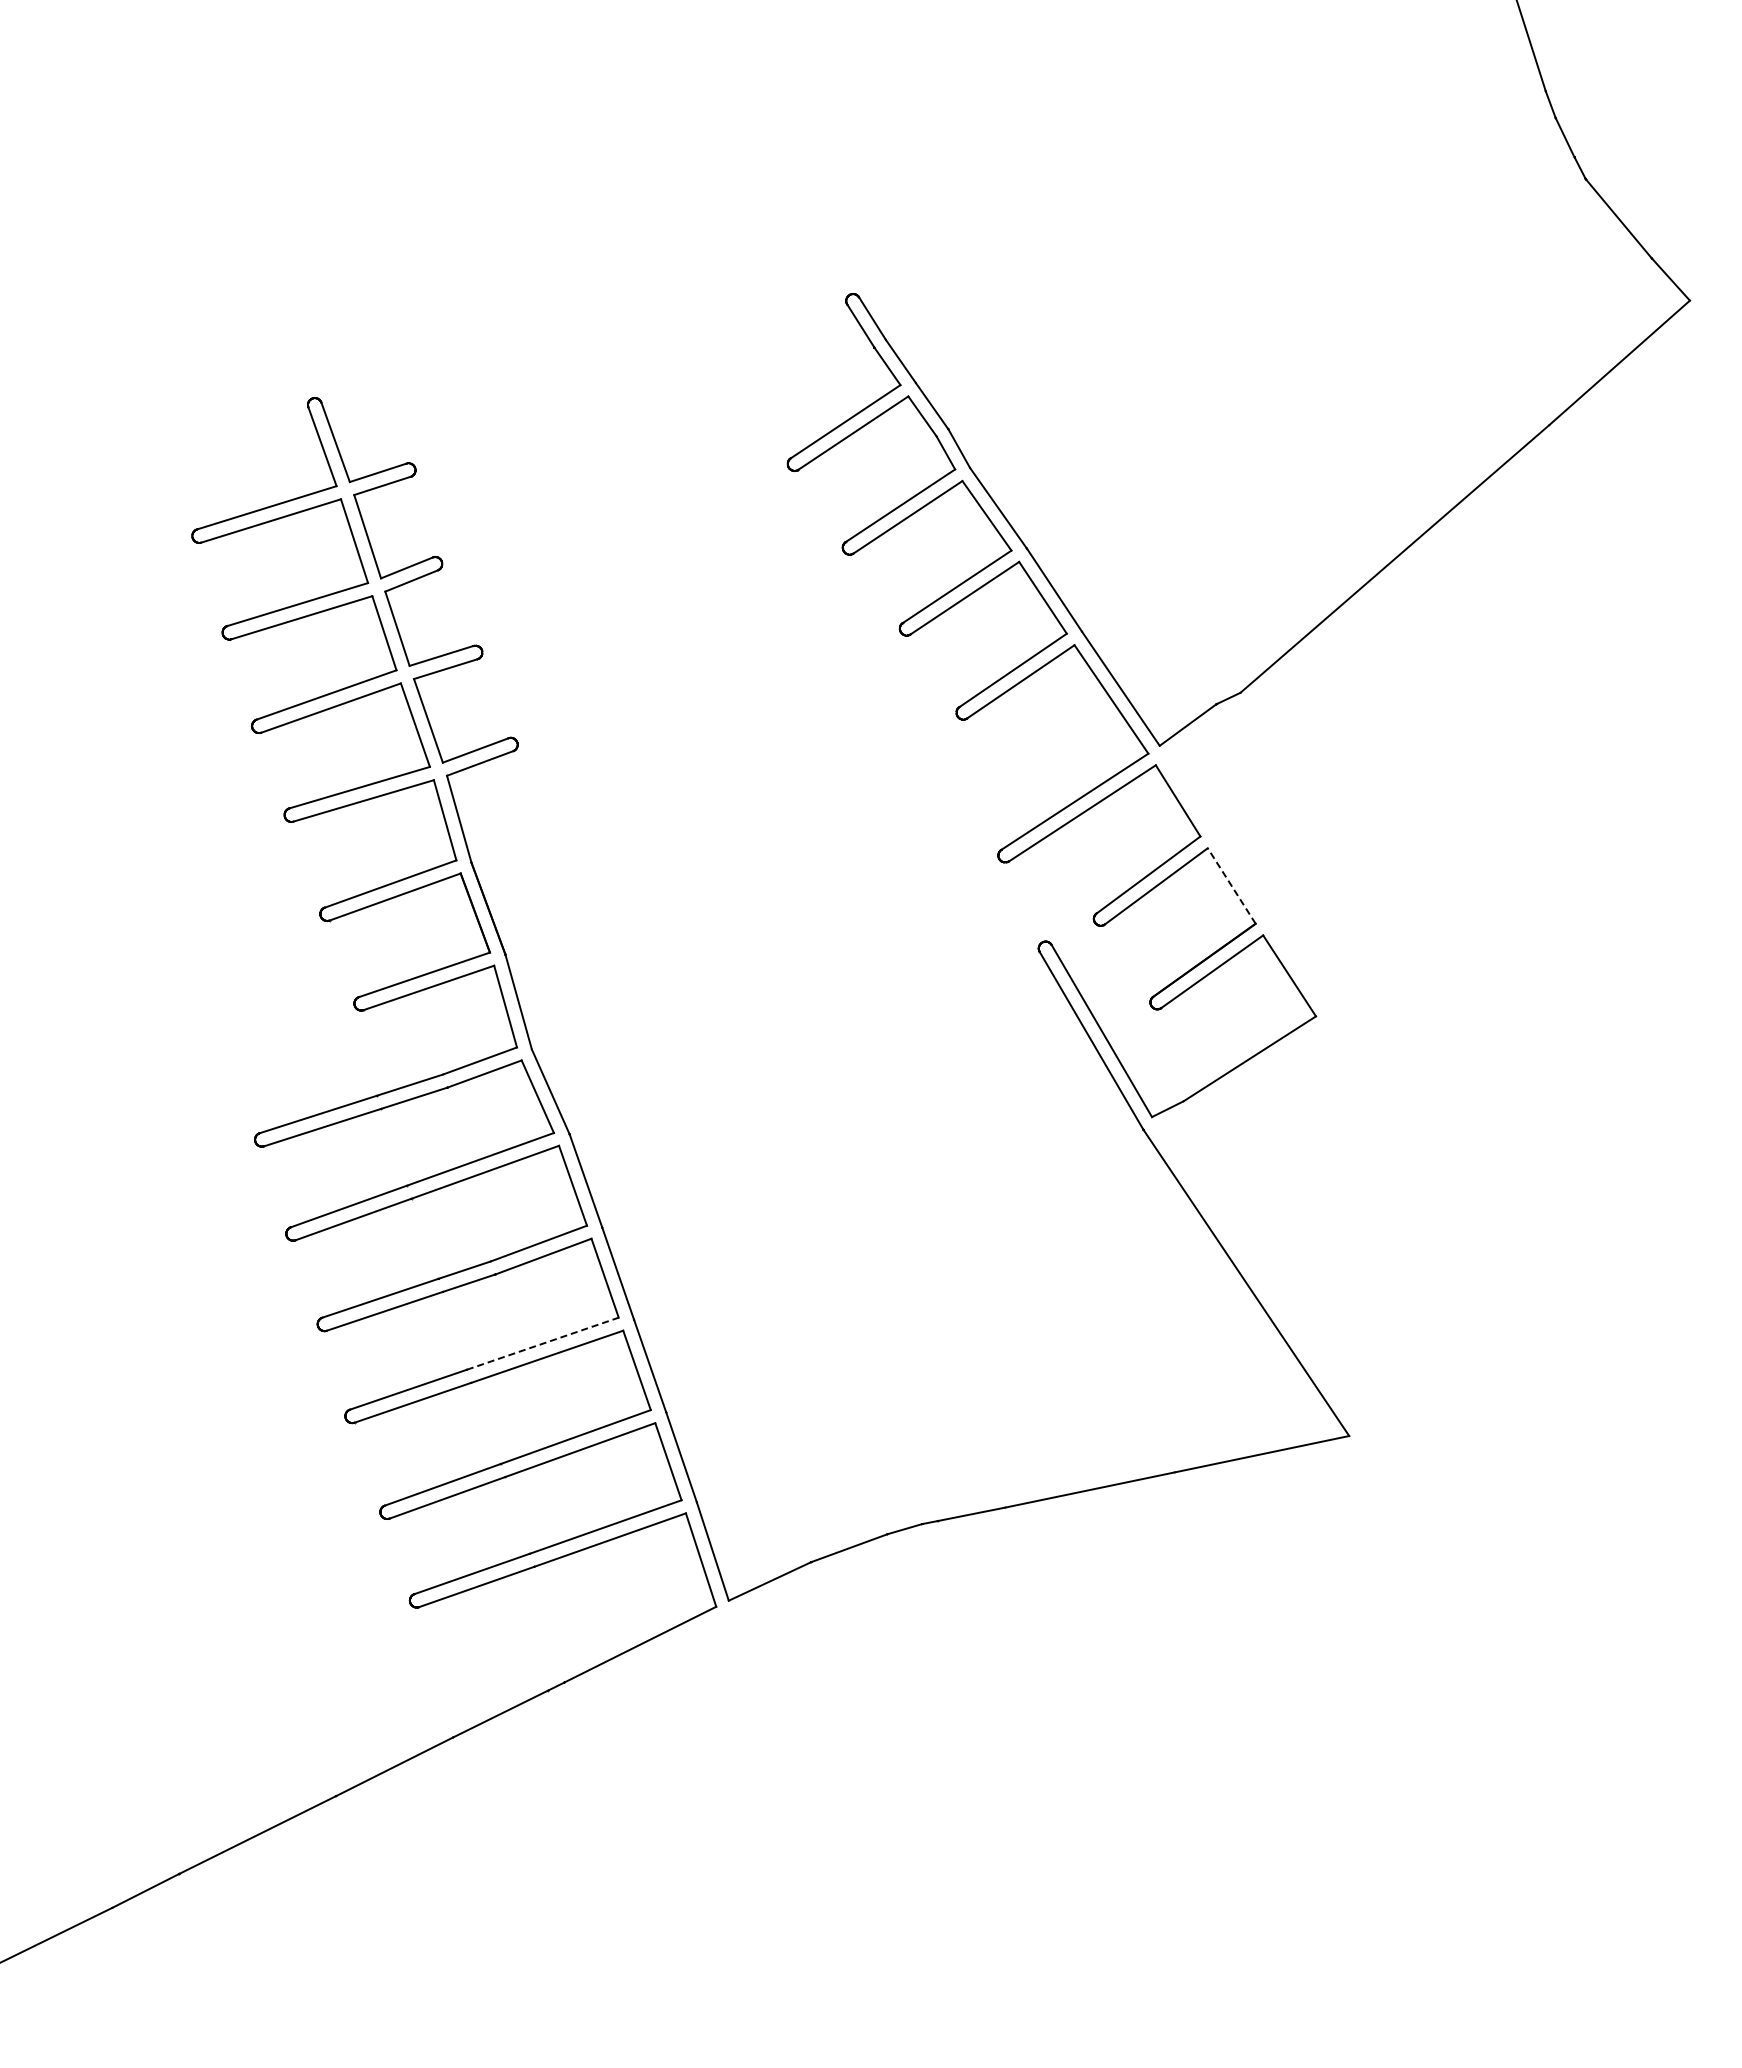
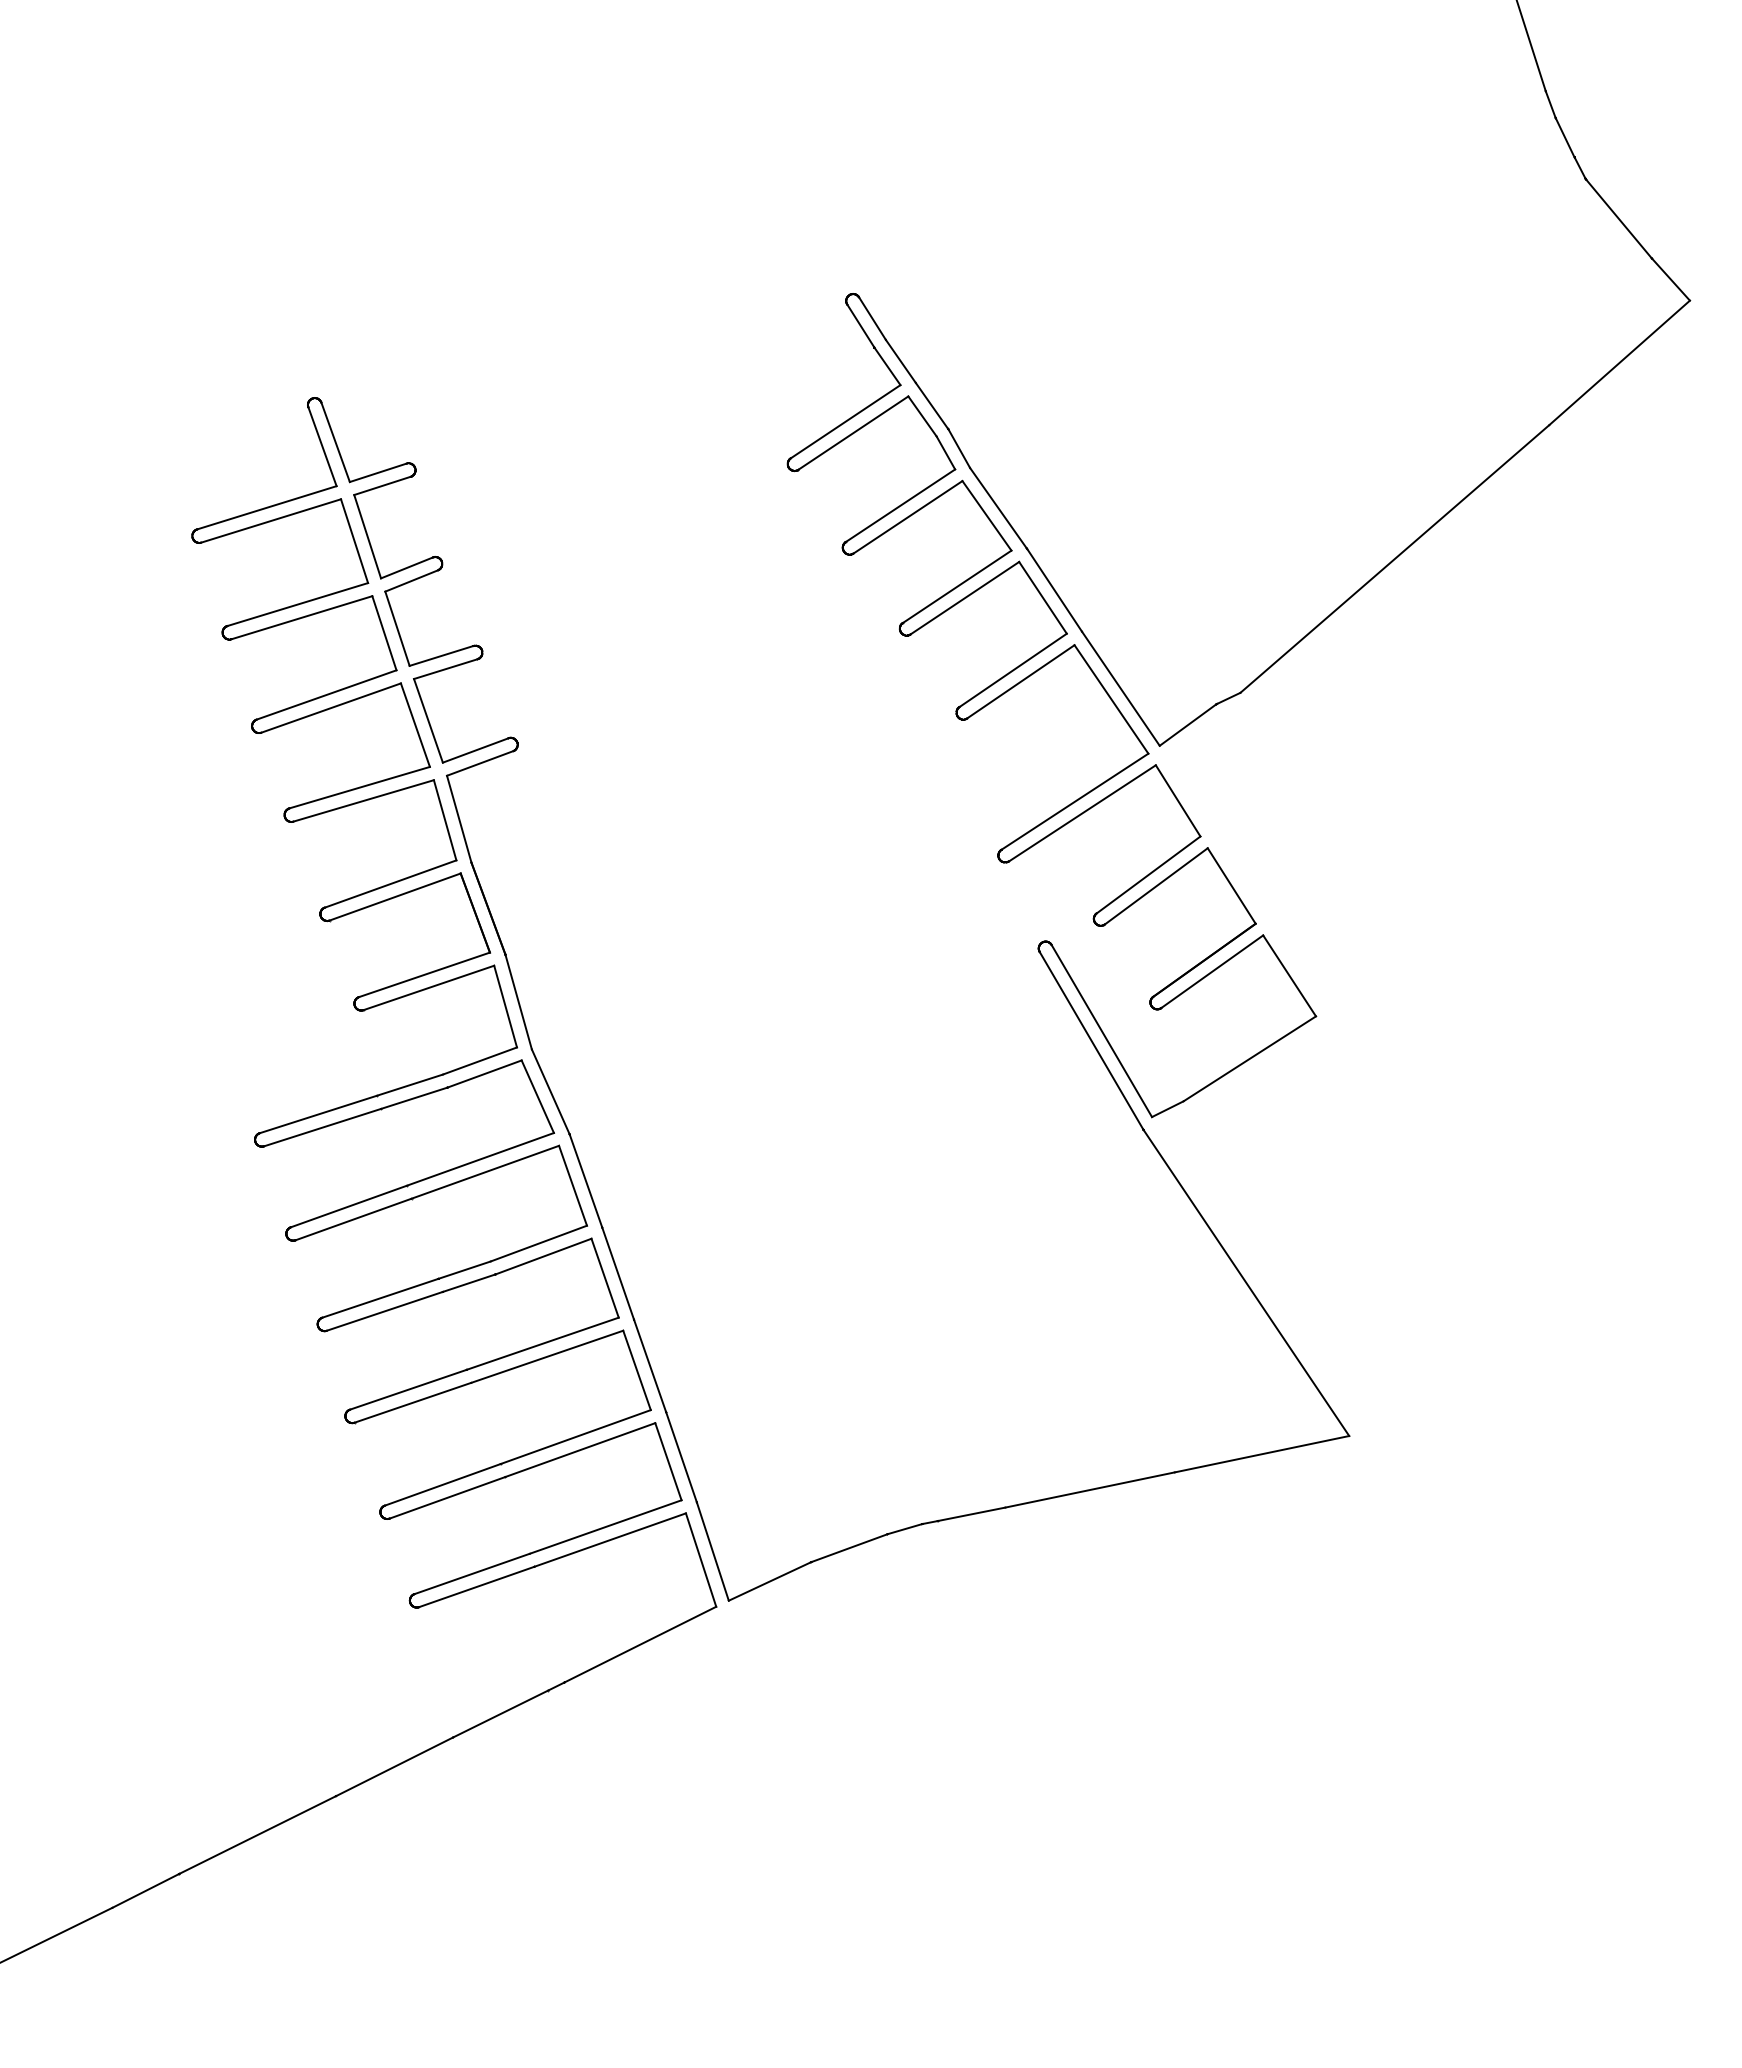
line: dashed -> solid (1231, 886)
line: dashed -> solid (543, 1343)
